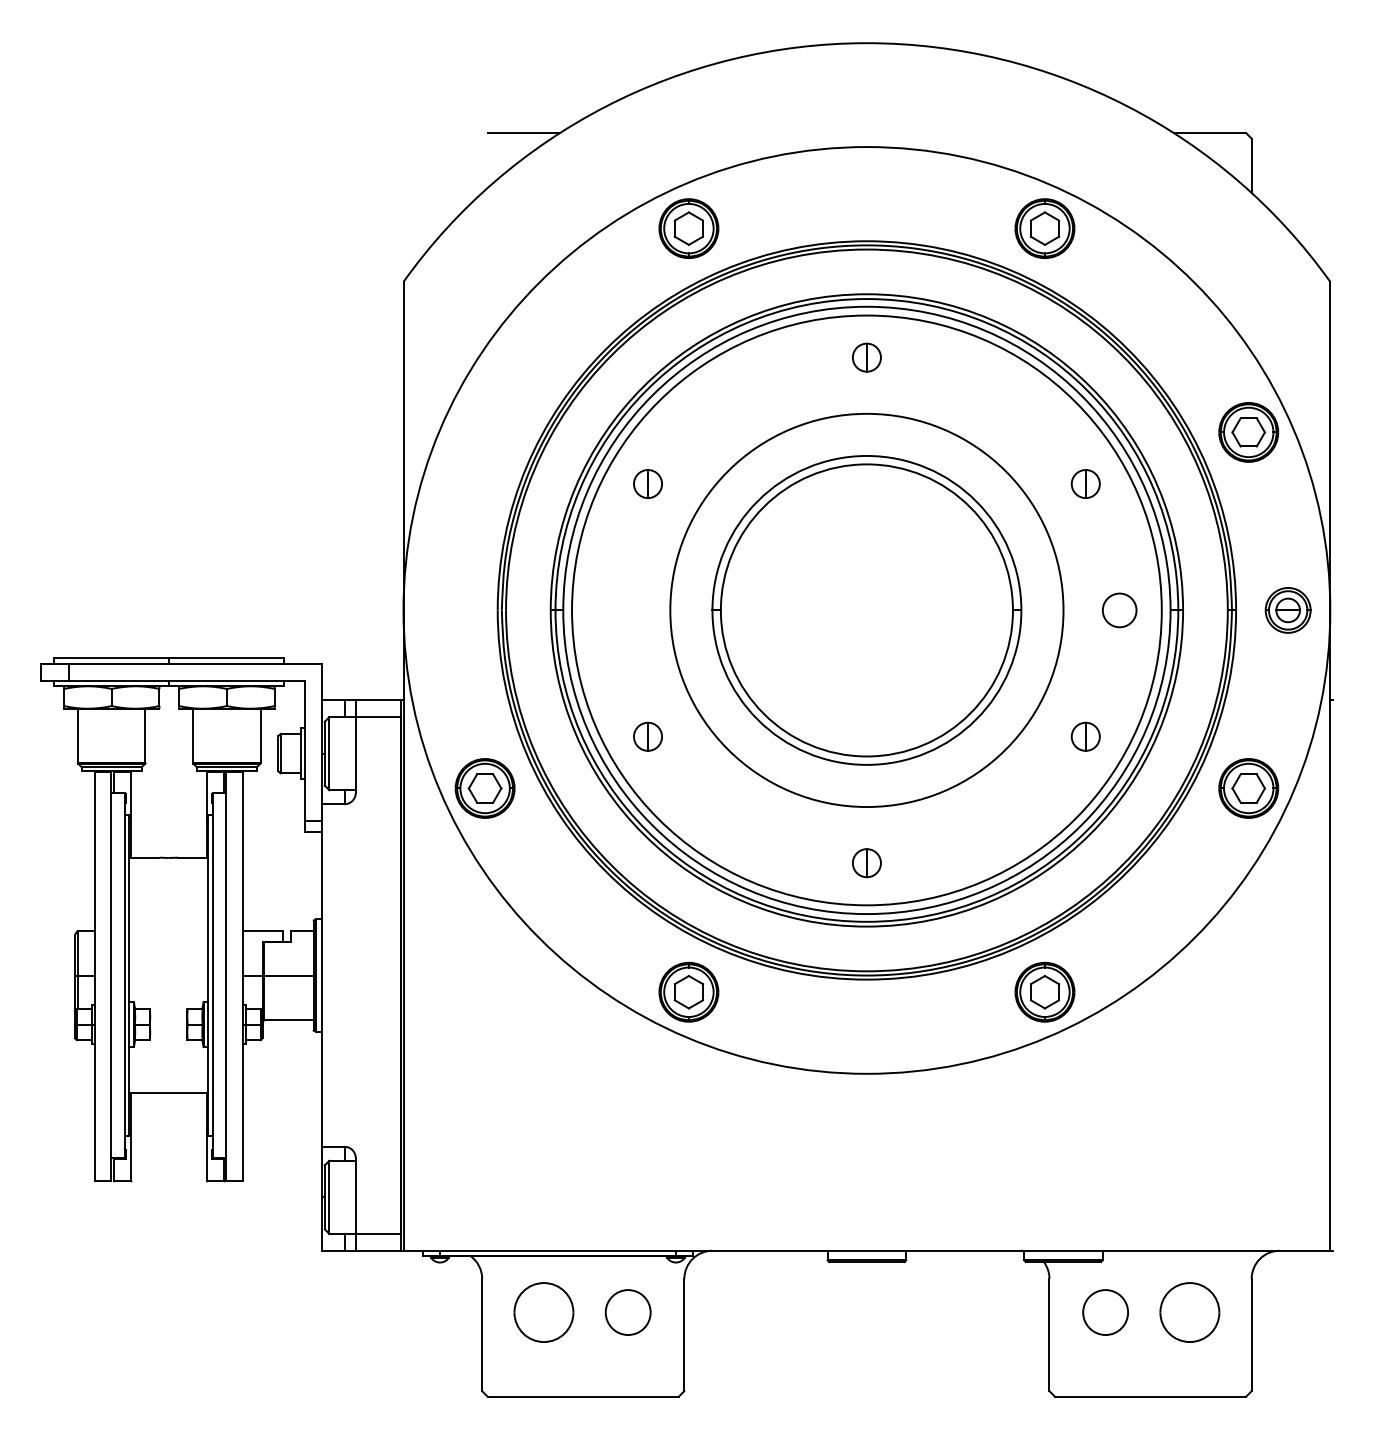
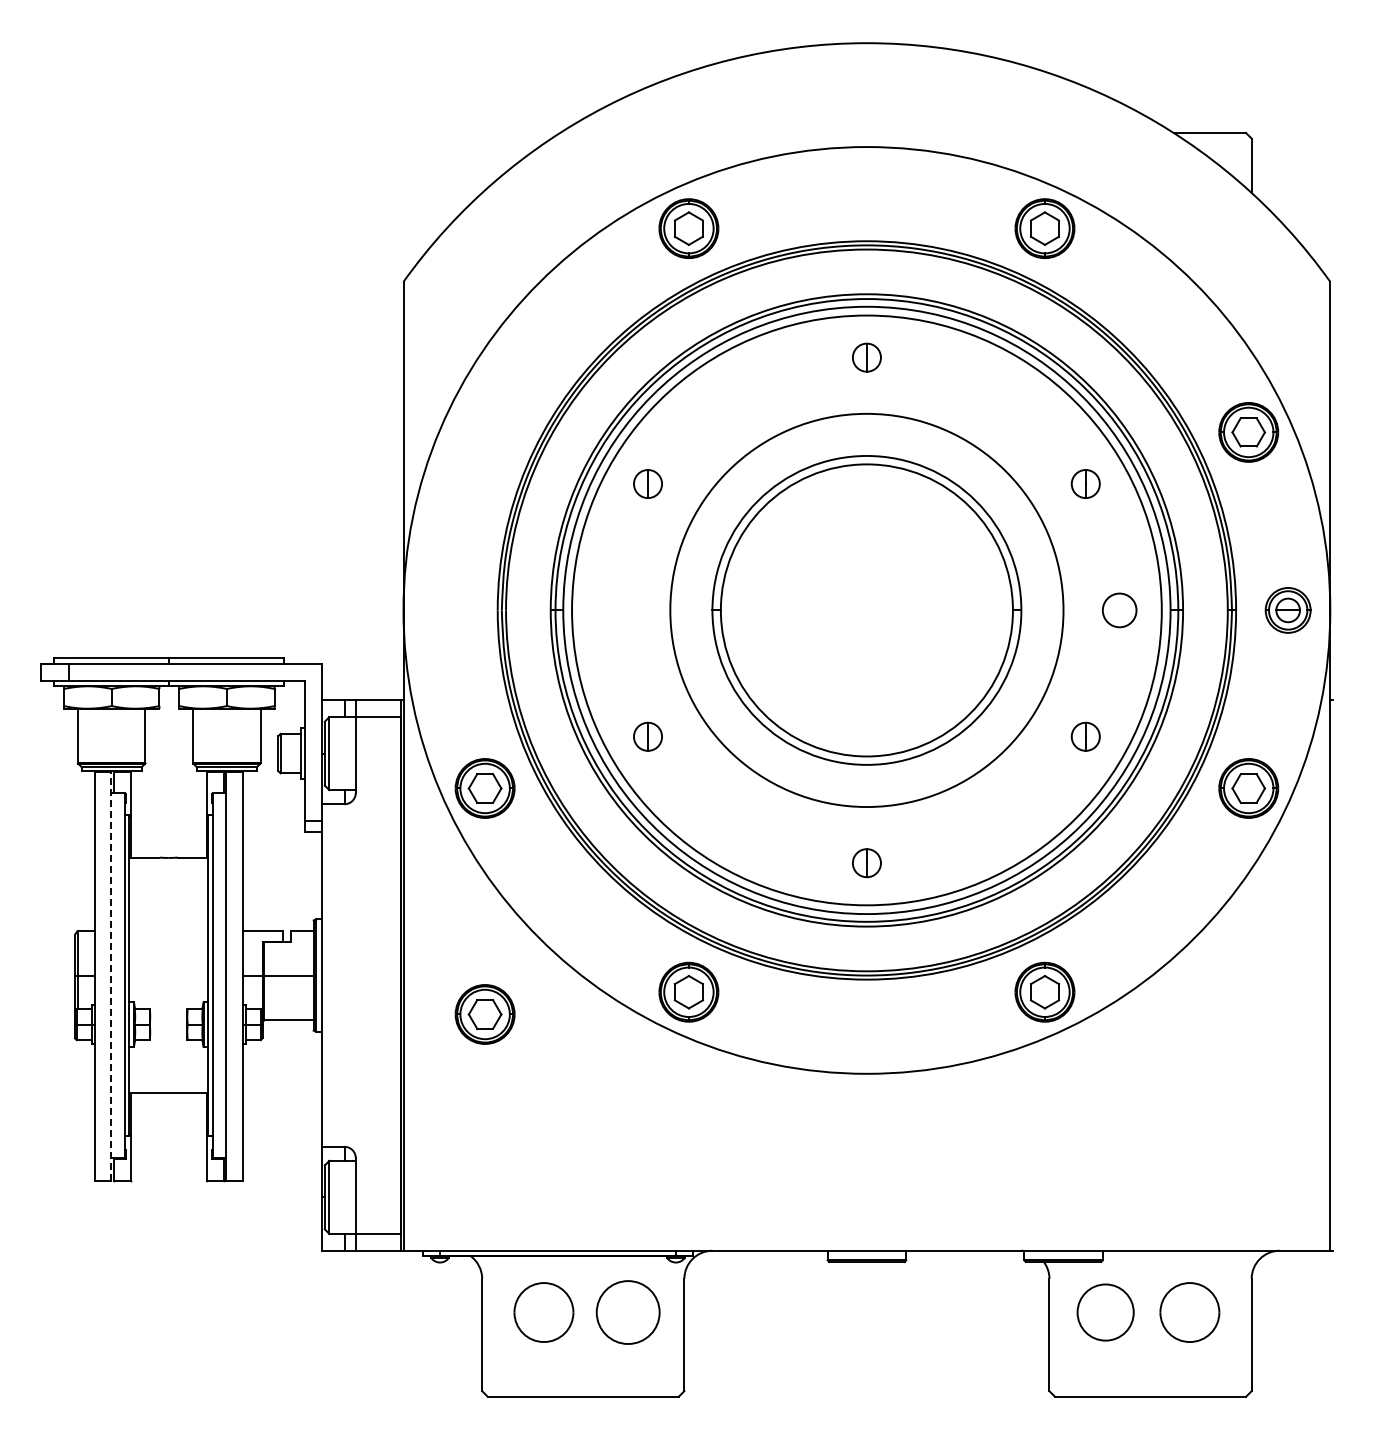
line: present -> none (523, 133)
line: solid -> dashed (111, 975)
part: none -> present (484, 1014)
circle diameter: 45 px -> 63 px (627, 1312)
circle size: 47x47 px -> 59x59 px (1105, 1312)
